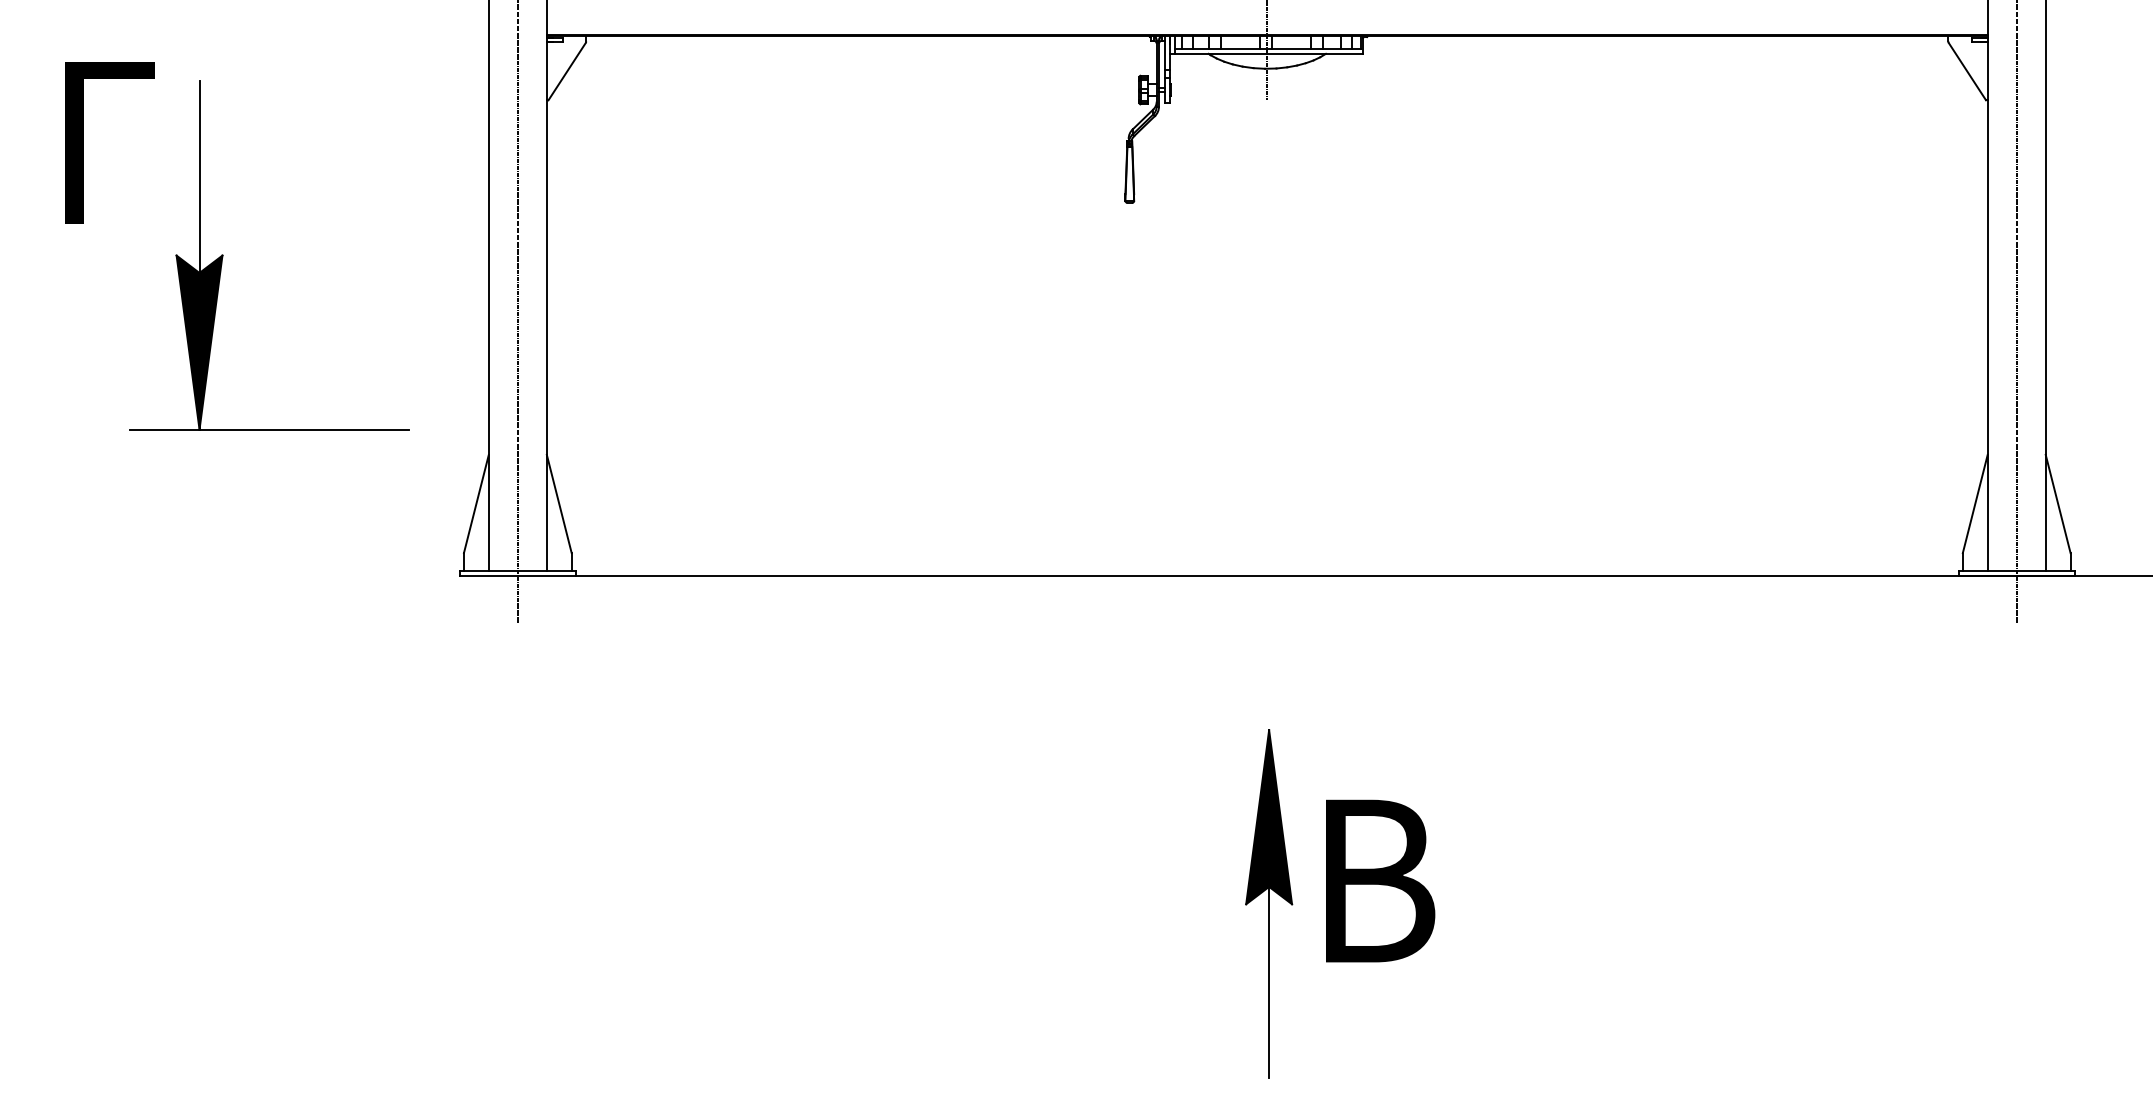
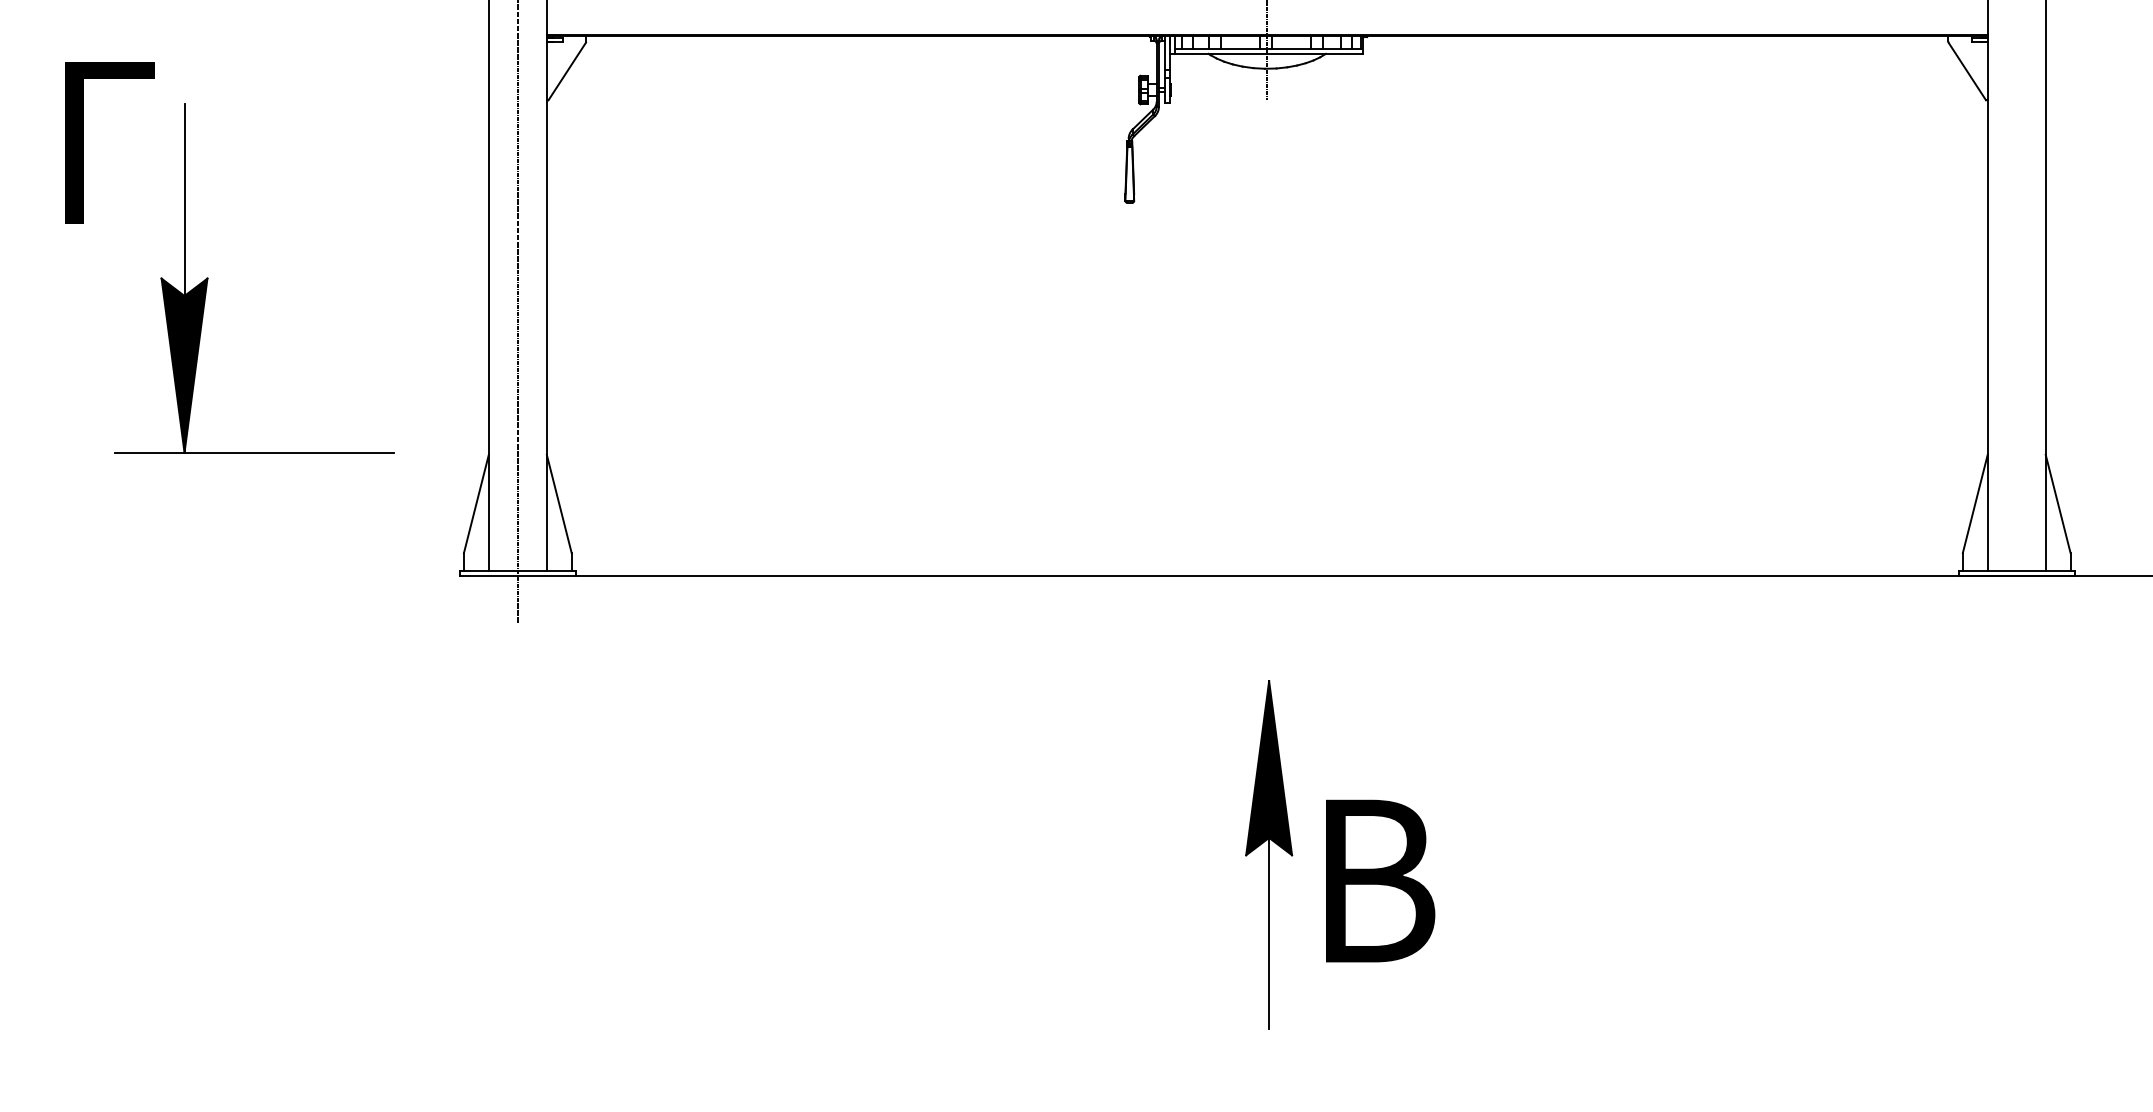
part position: (223, 255) -> (208, 278) (208, 278)
line: present -> none (2016, 312)
part position: (1269, 903) -> (1269, 854) (1269, 854)
